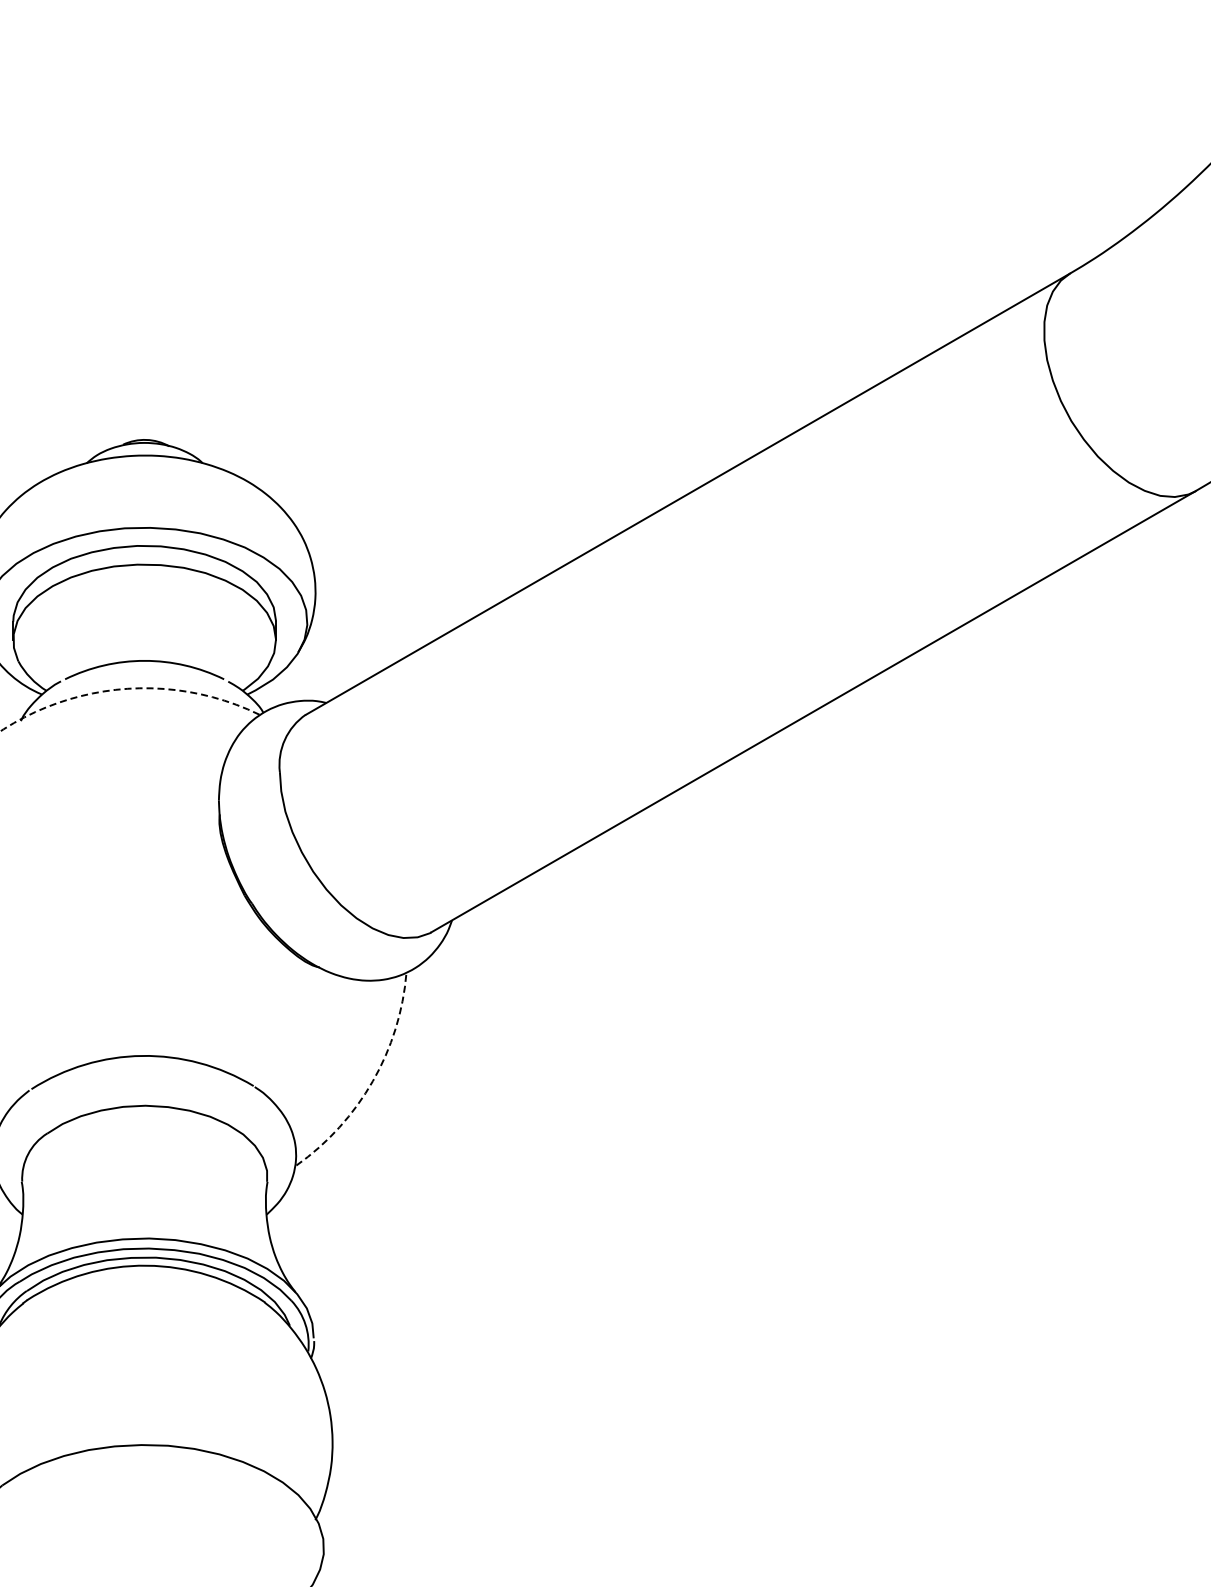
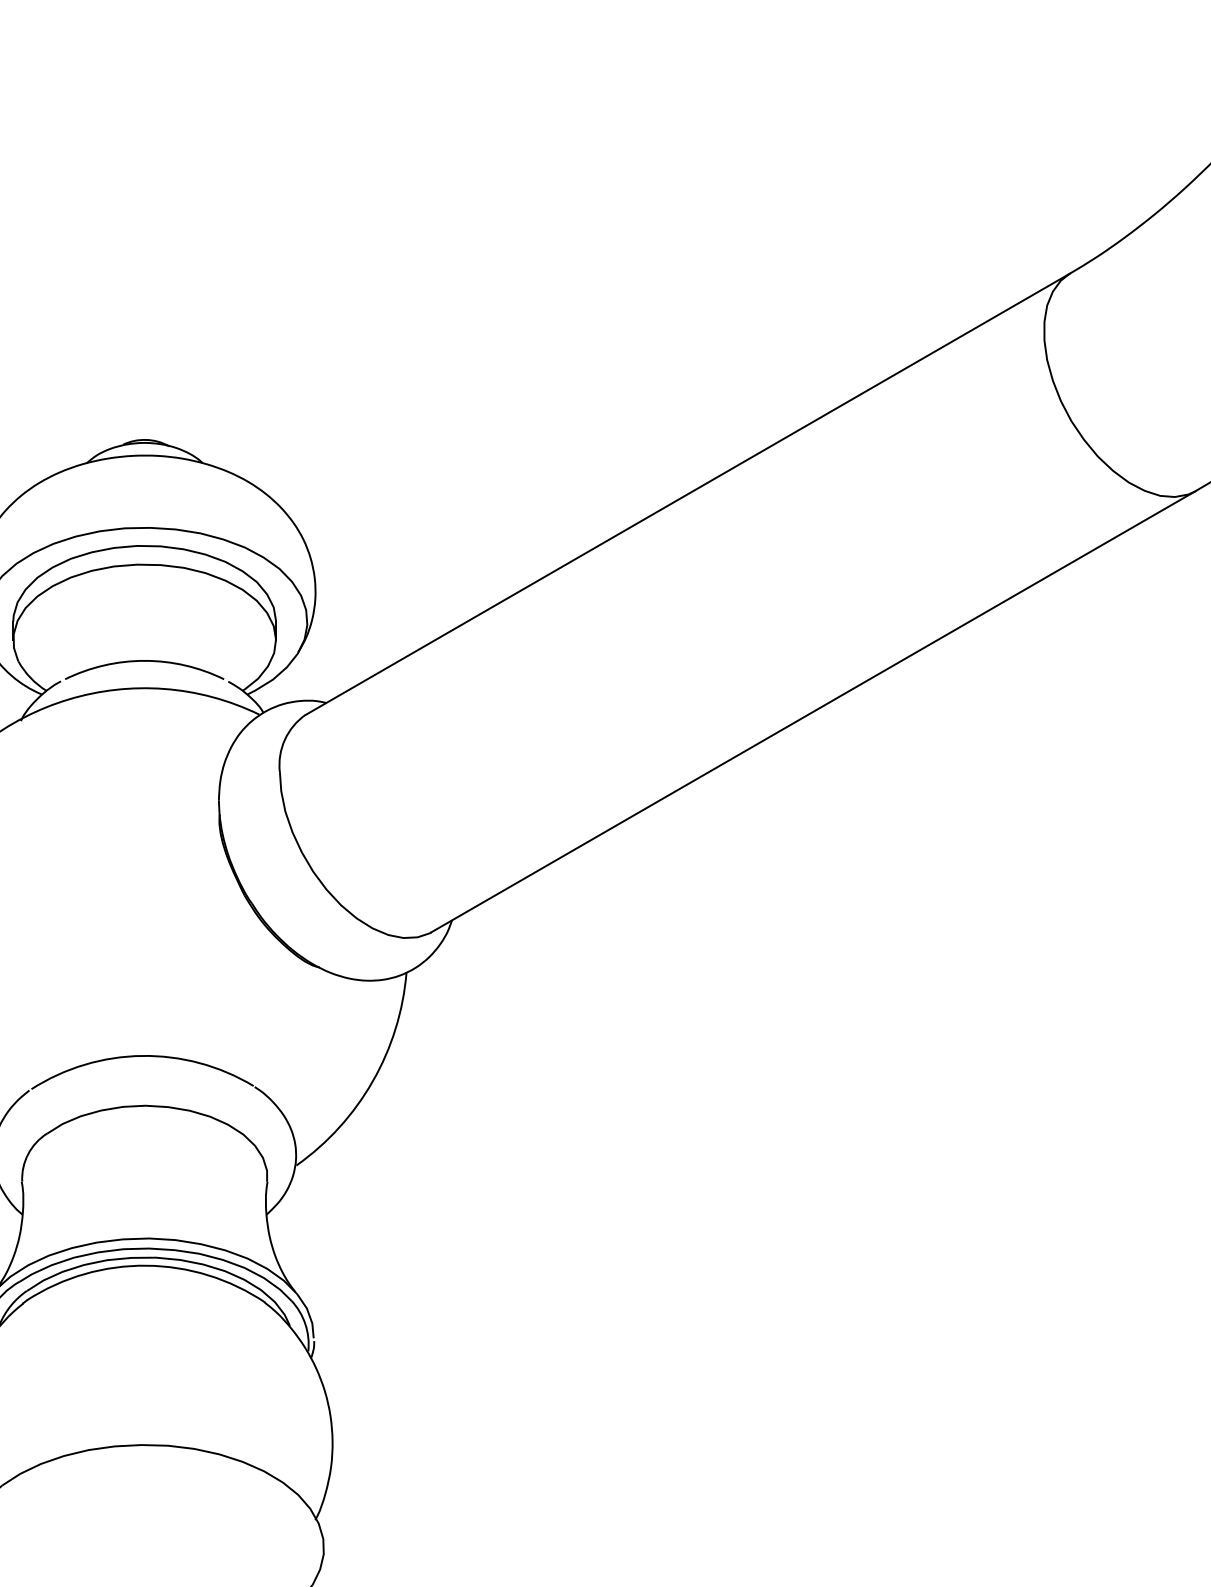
arc: dashed -> solid (127, 688)
arc: dashed -> solid (372, 1081)
